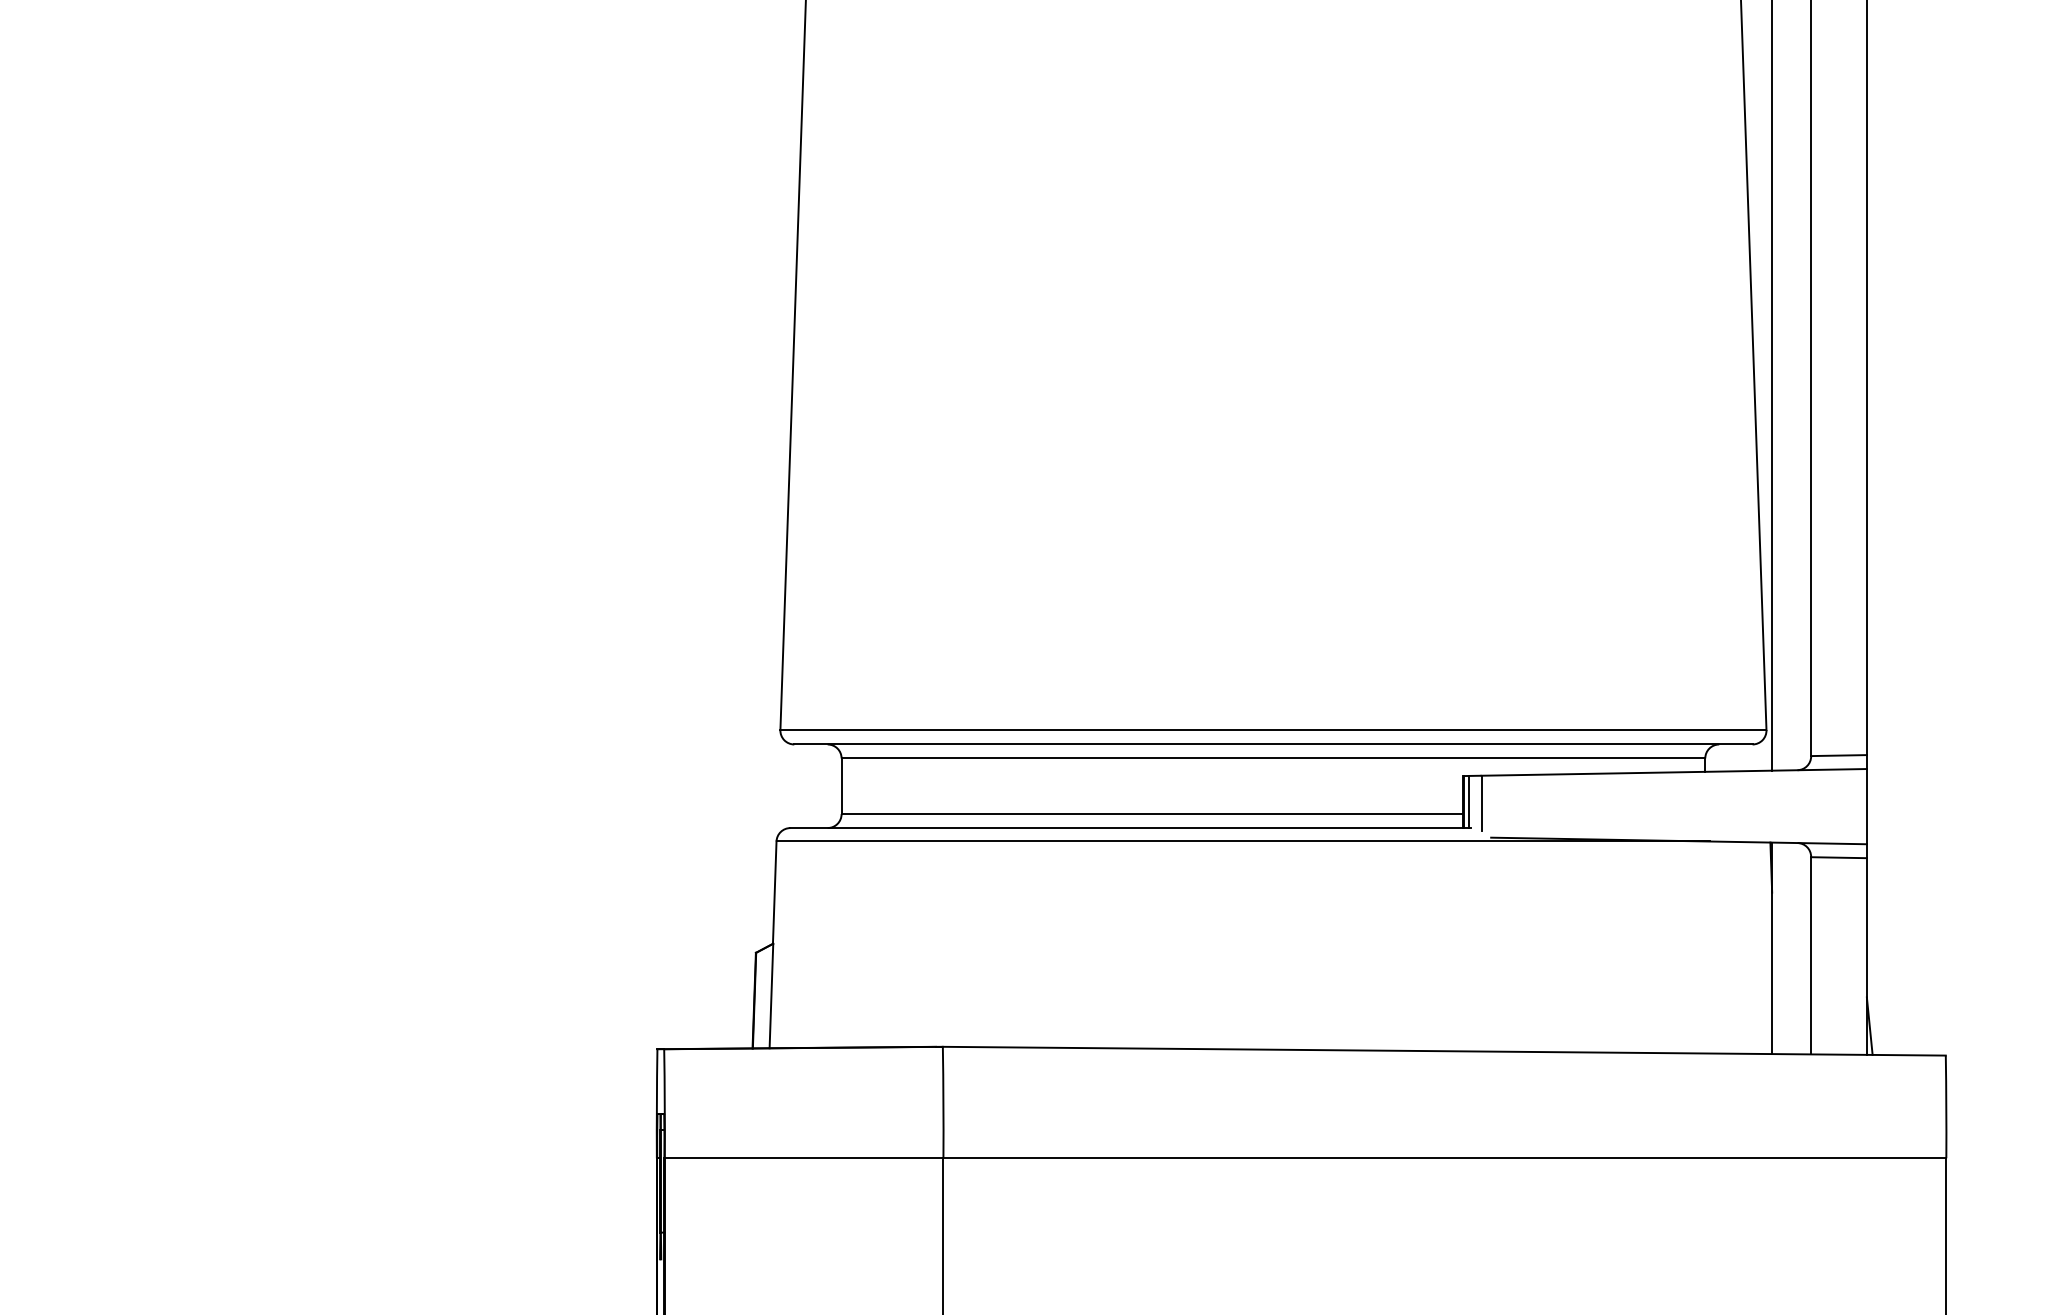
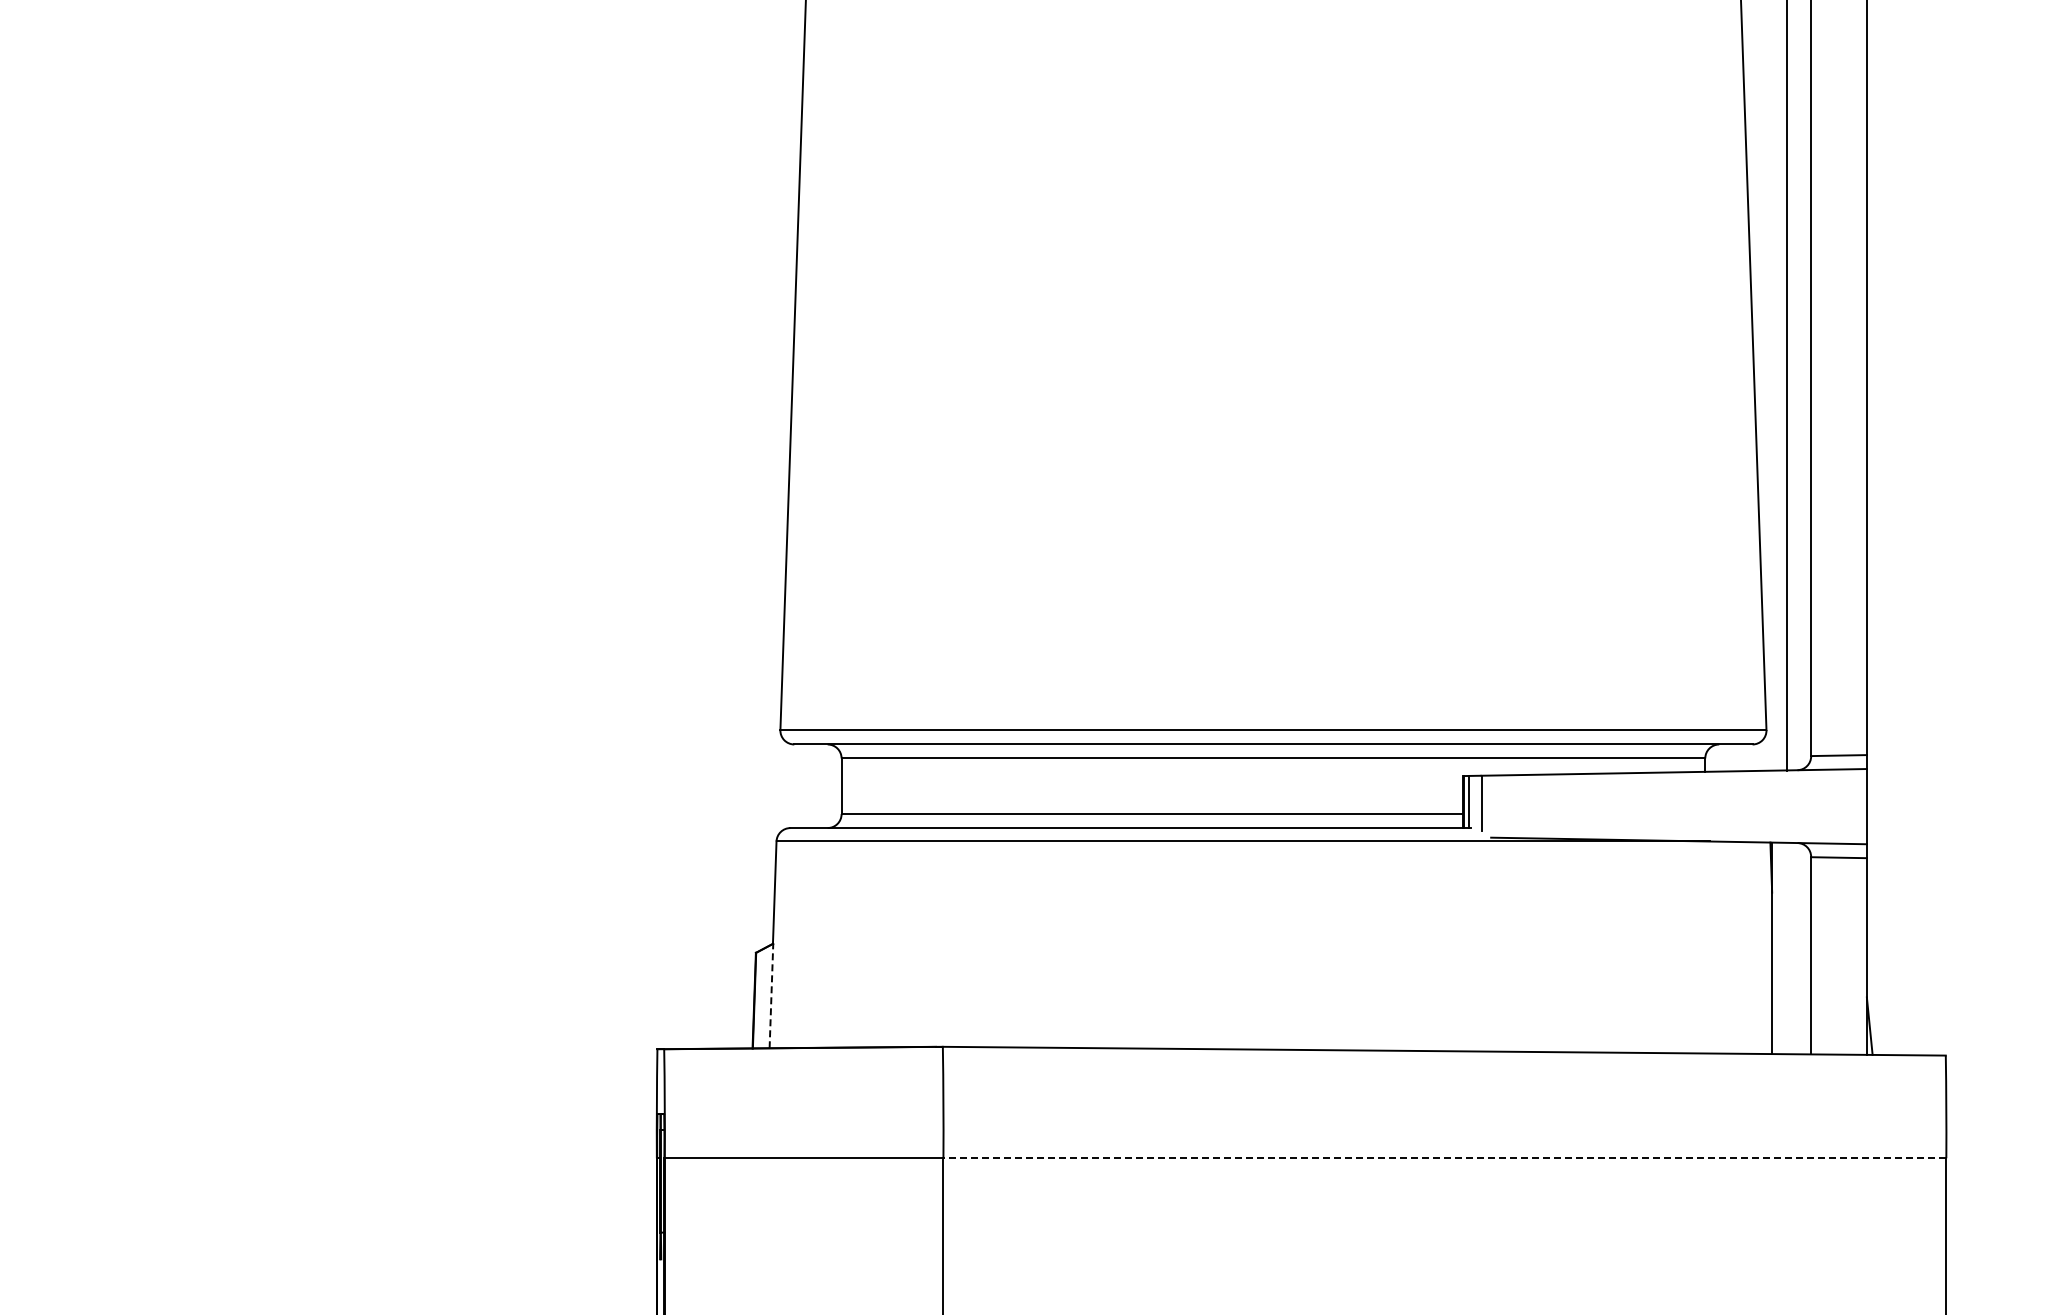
line position: (1772, 386) -> (1787, 386) (1787, 386)
line: solid -> dashed (771, 995)
line: solid -> dashed (1444, 1158)
